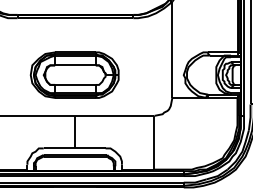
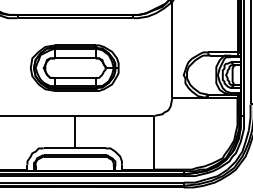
part position: (74, 74) -> (74, 67) (74, 67)
